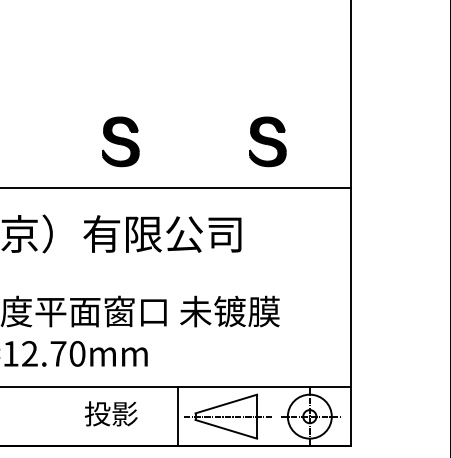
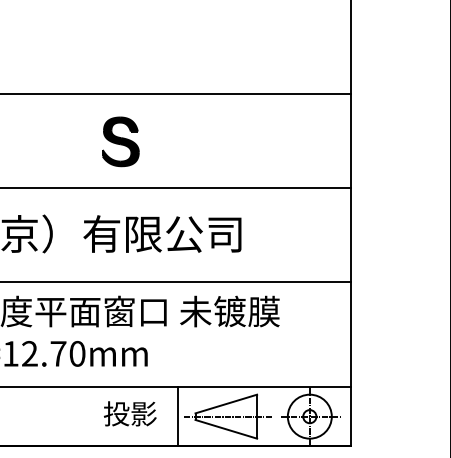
line: none -> present (176, 94)
part: present -> none (267, 141)
line: none -> present (176, 281)
text position: (111, 413) -> (130, 413) (130, 413)
